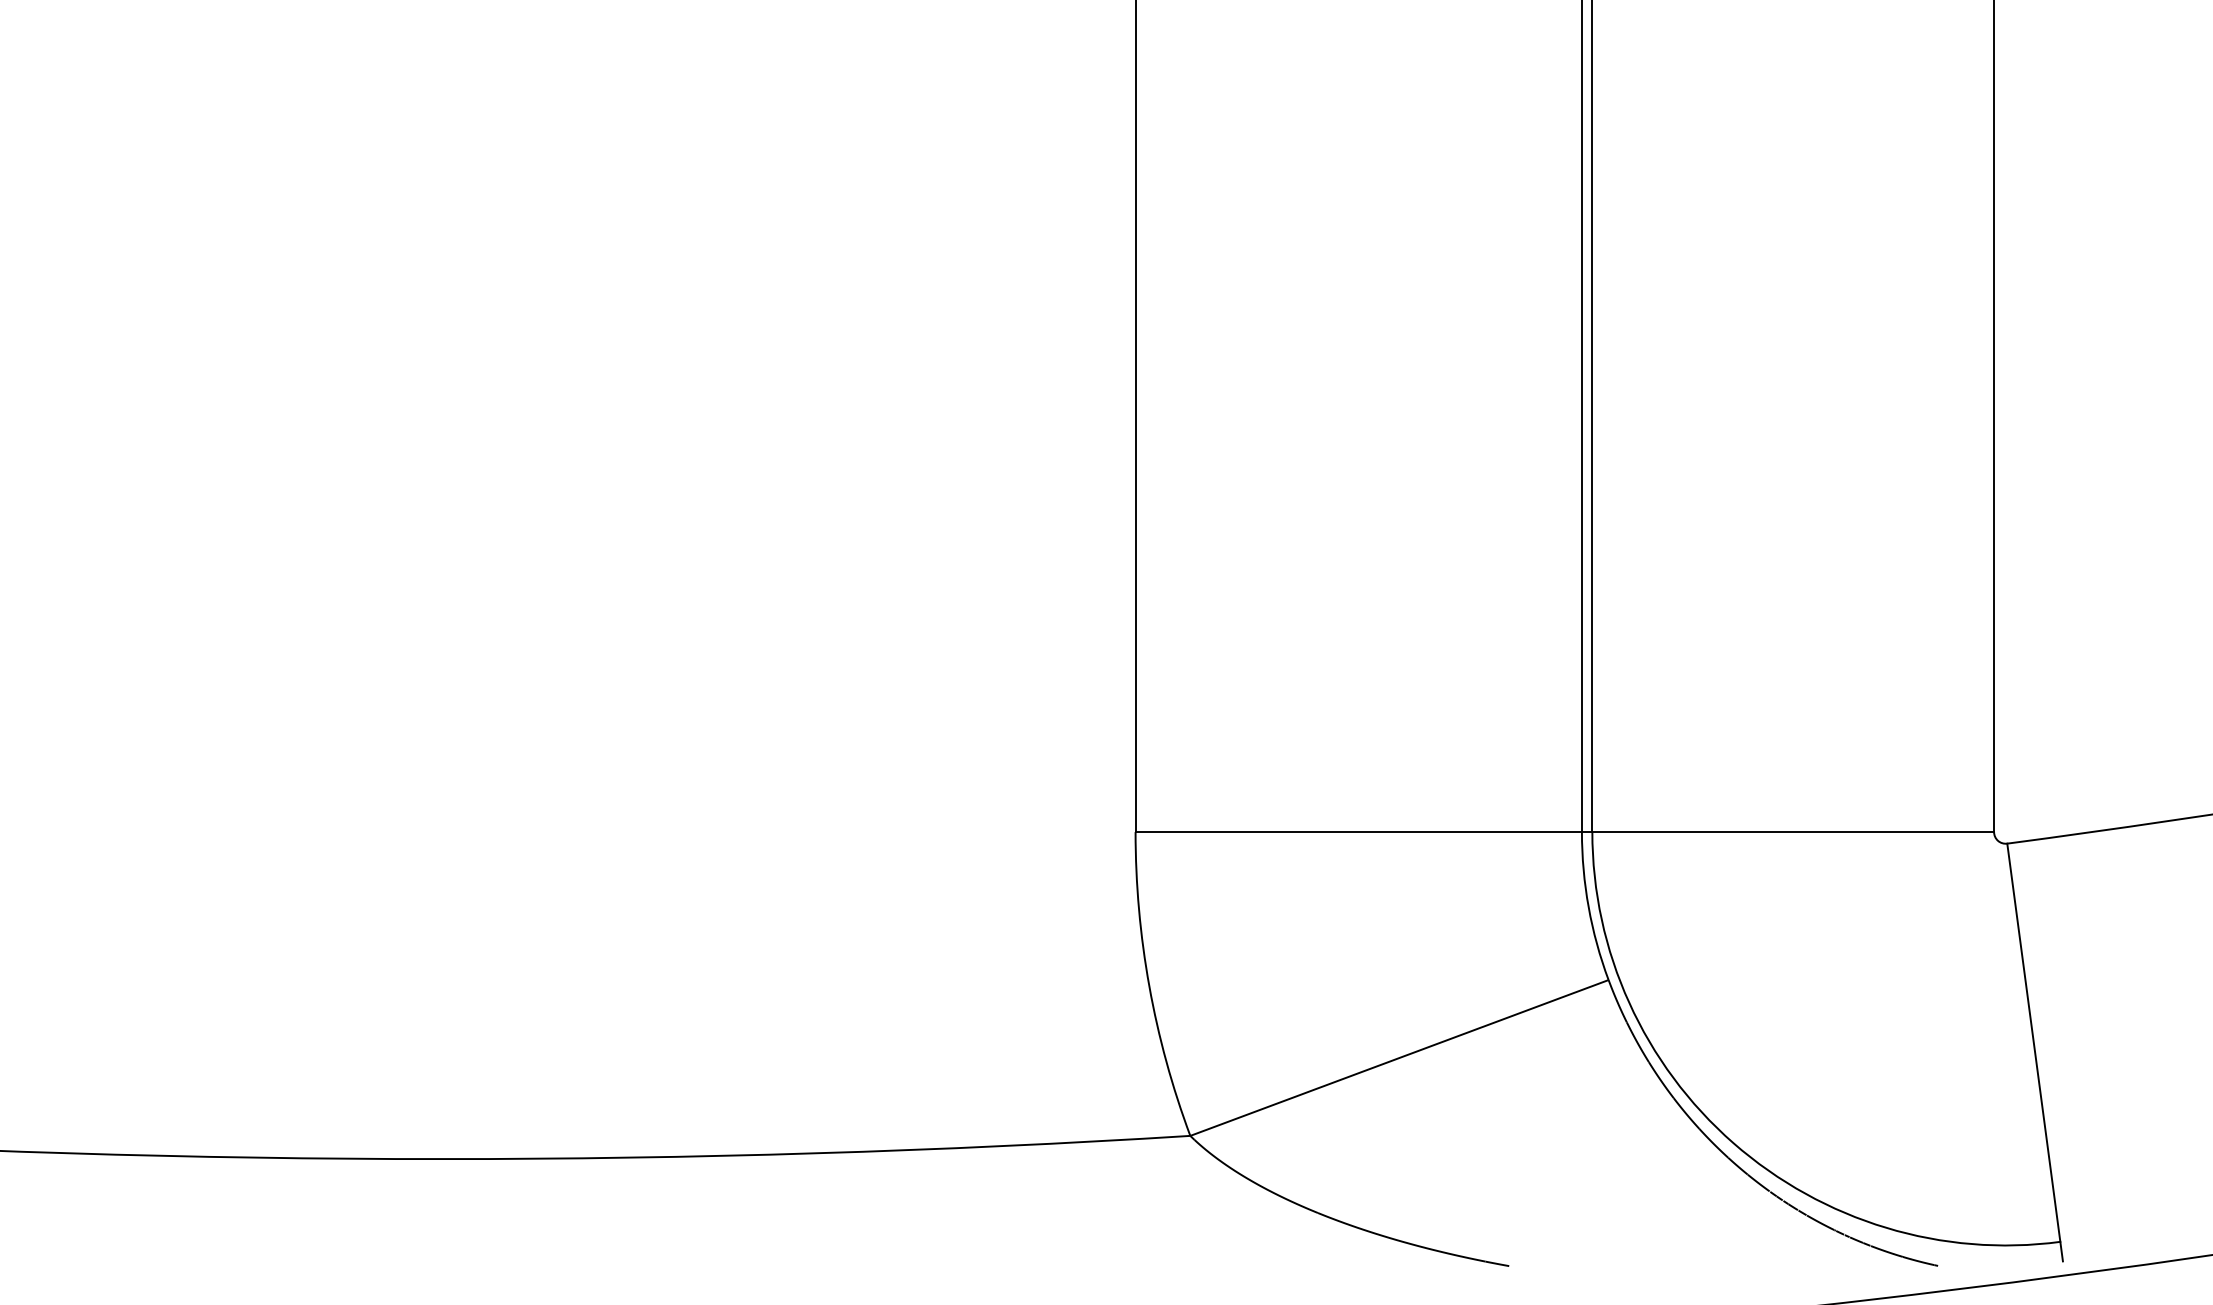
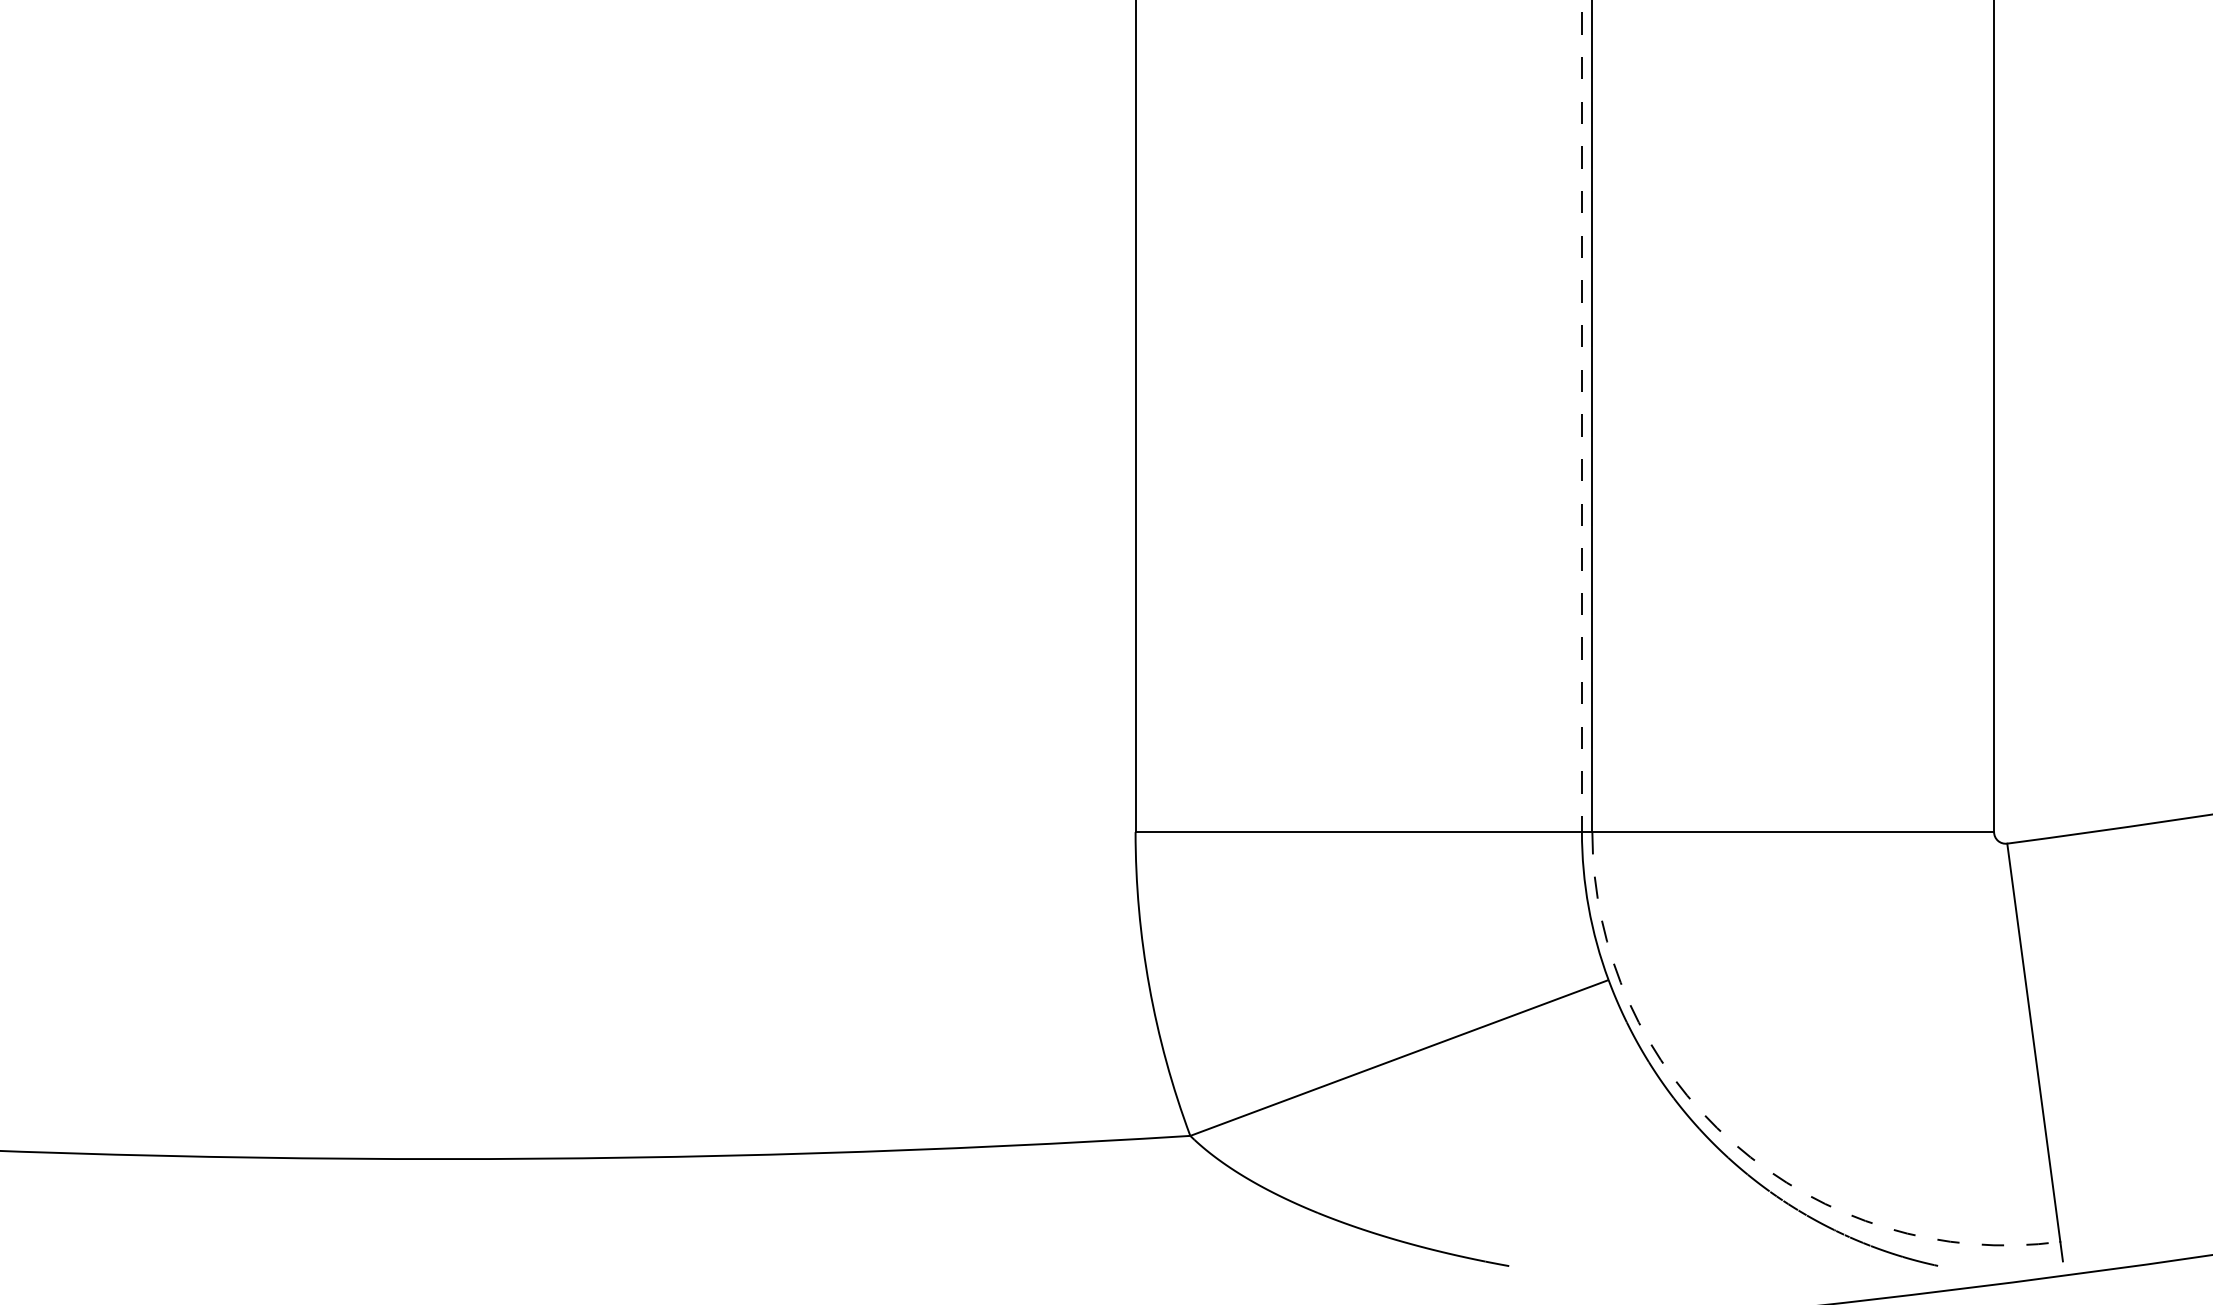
line: solid -> dashed (1581, 416)
arc: solid -> dashed (1733, 1143)
